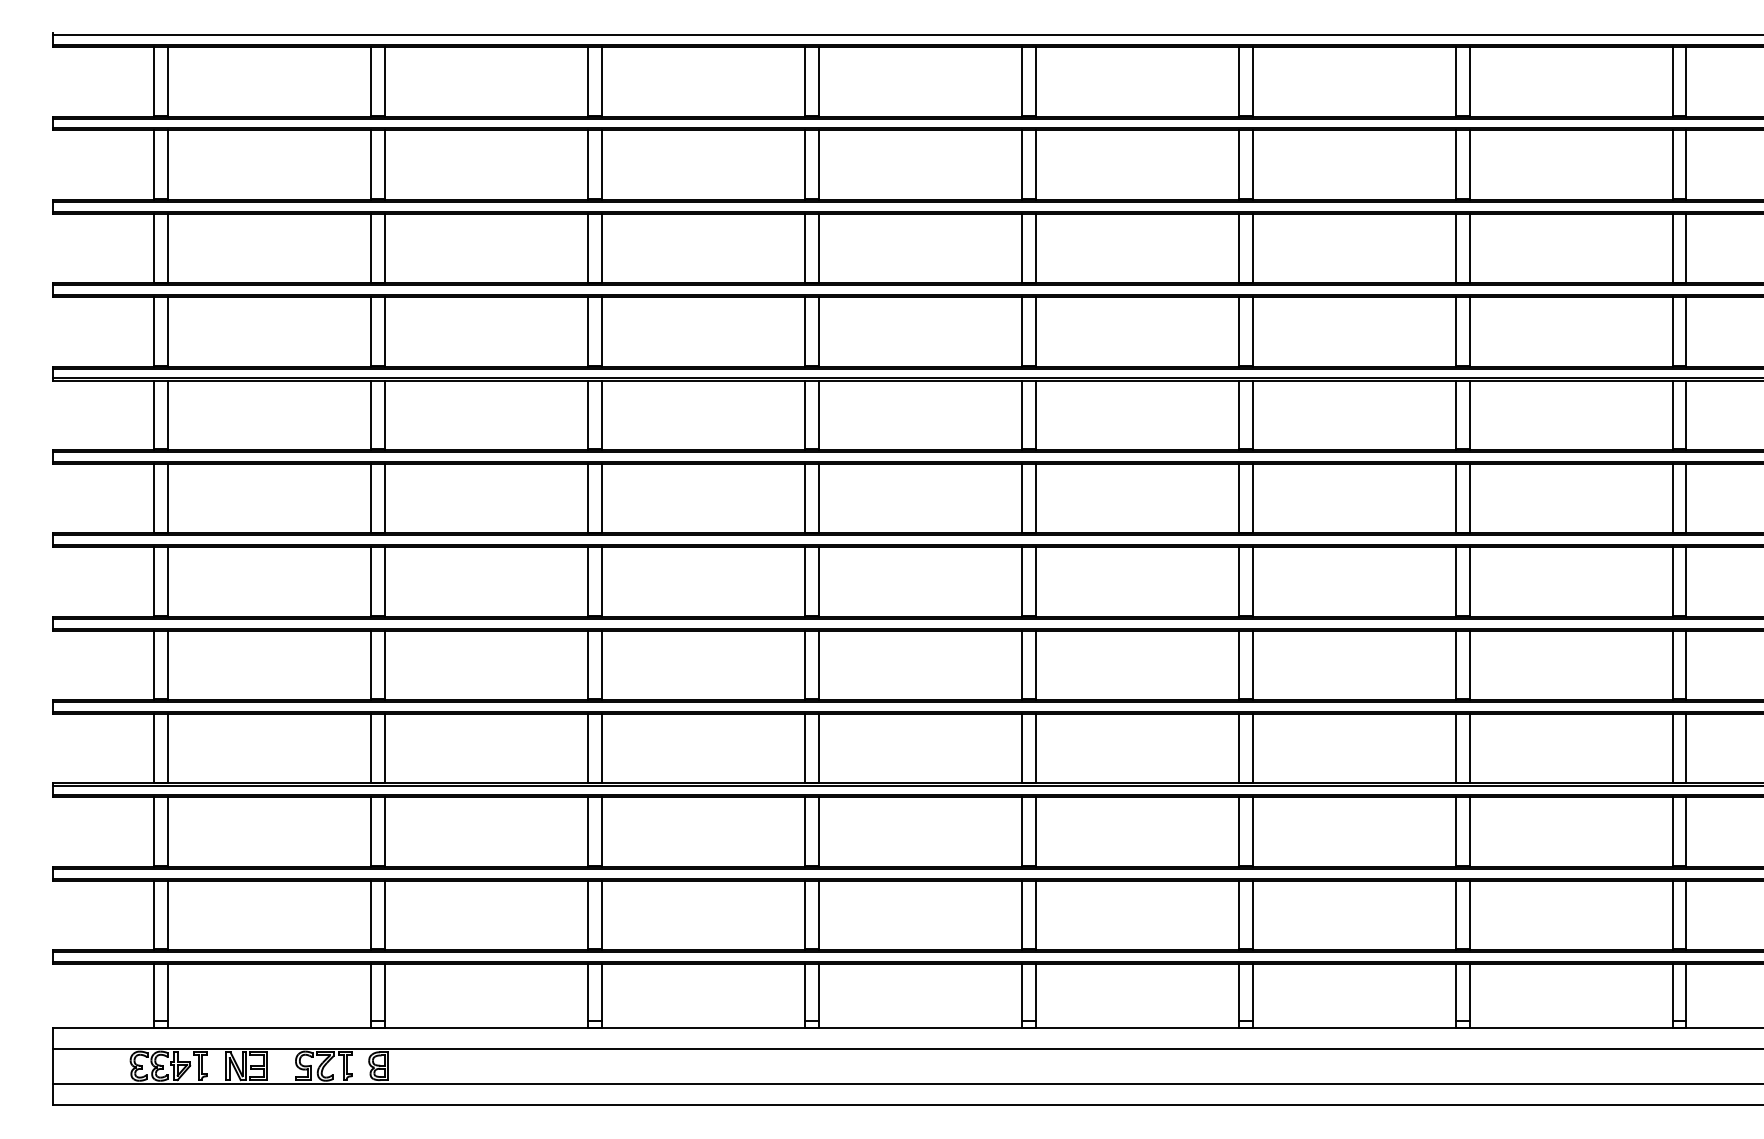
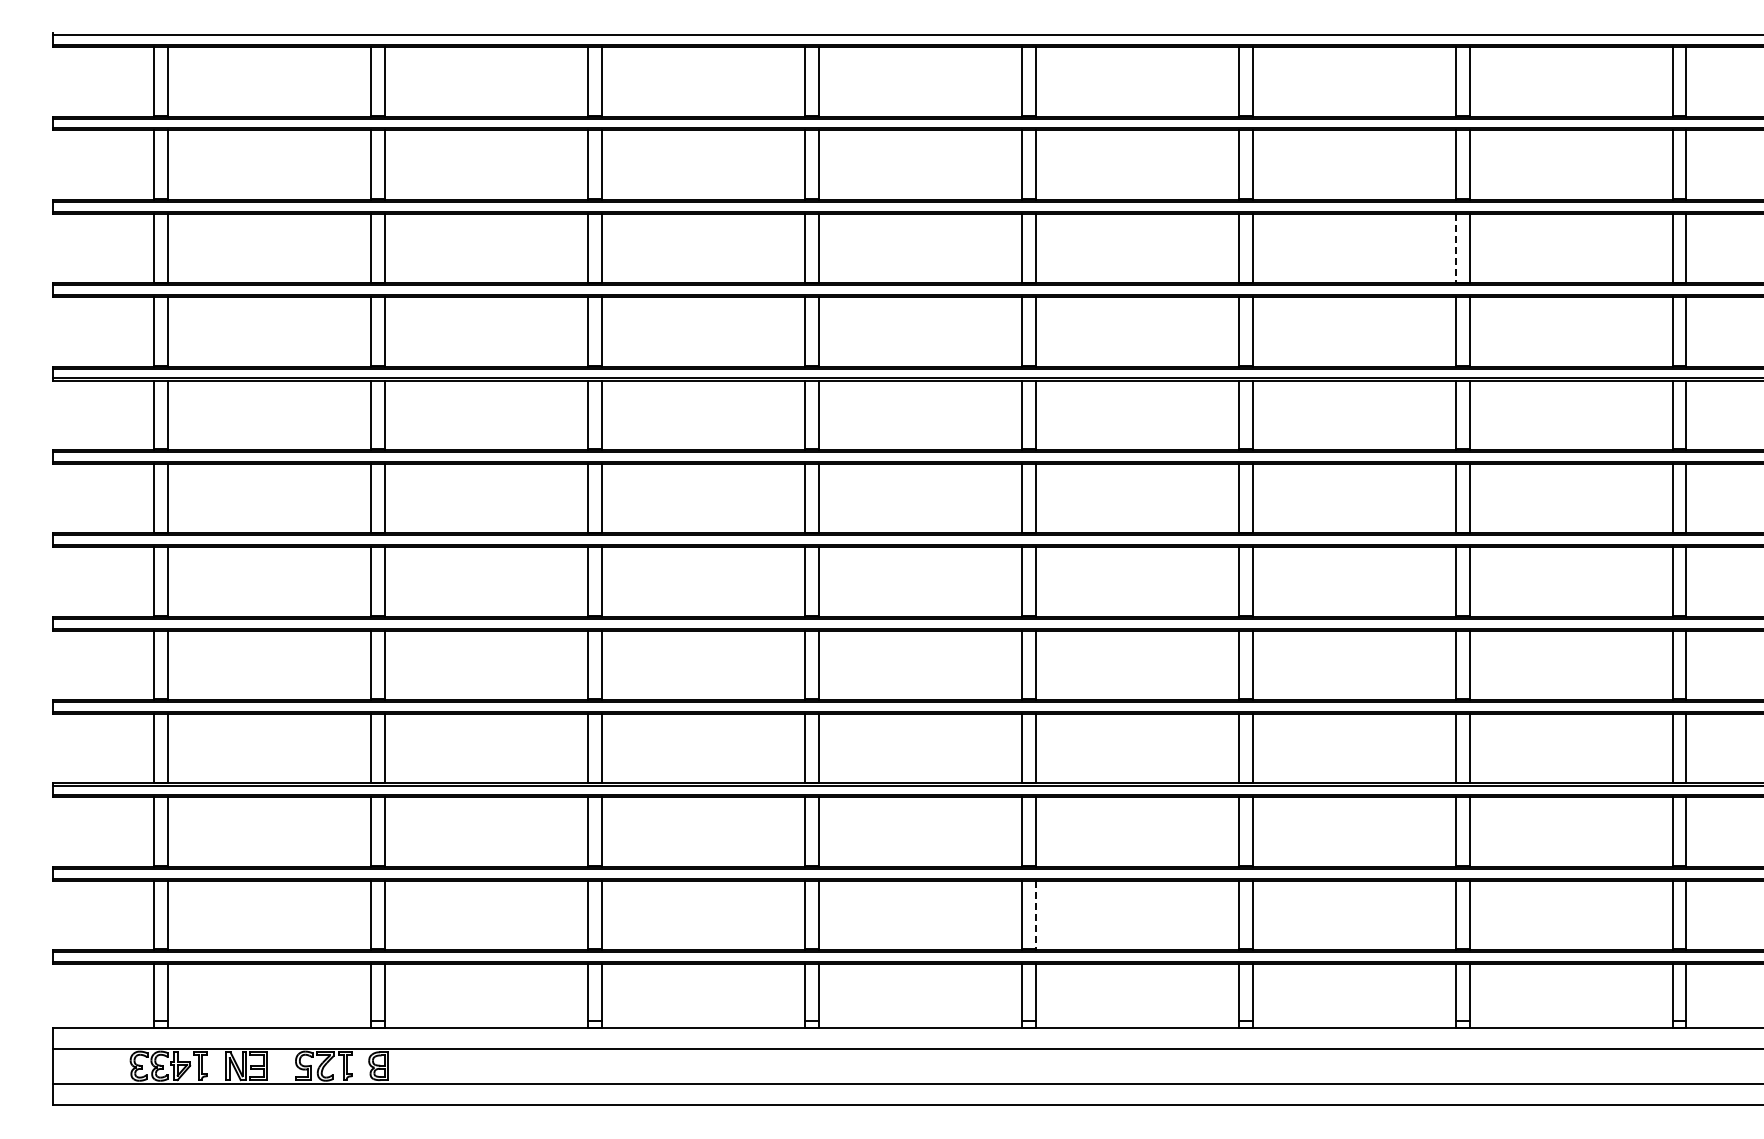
line: solid -> dashed (1455, 248)
line: solid -> dashed (1035, 915)
